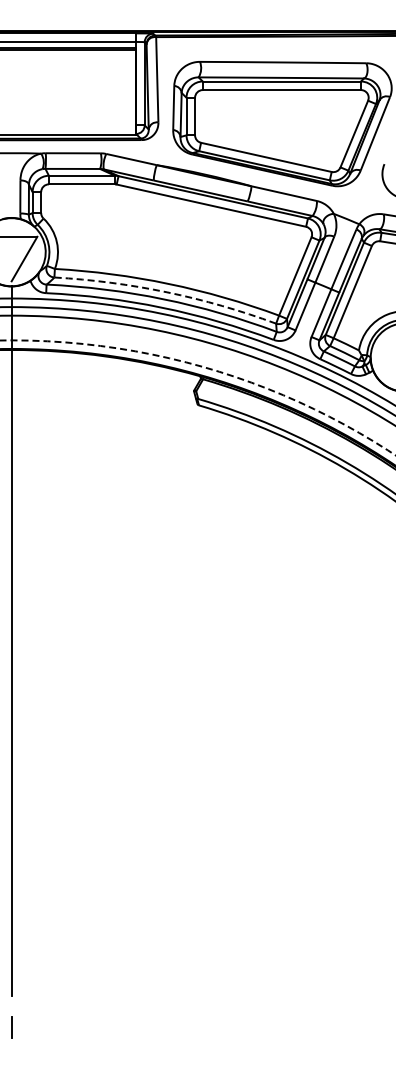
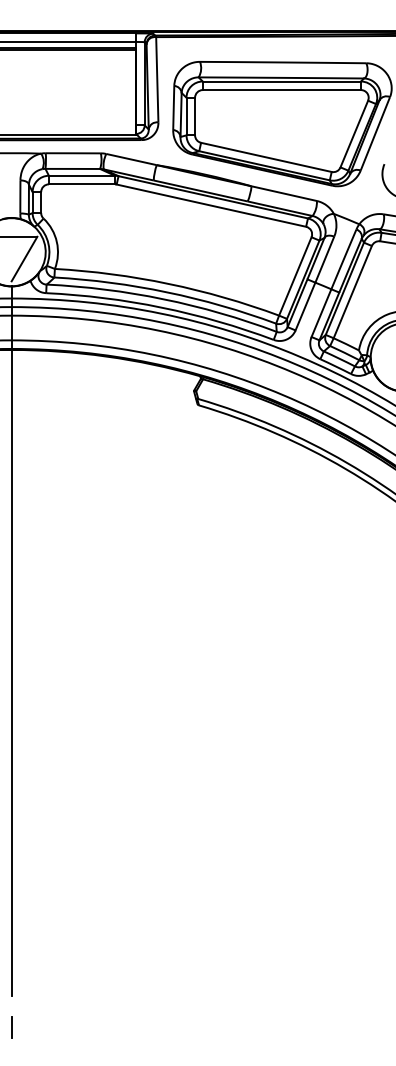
arc: dashed -> solid (167, 292)
circle: dashed -> solid (197, 397)
